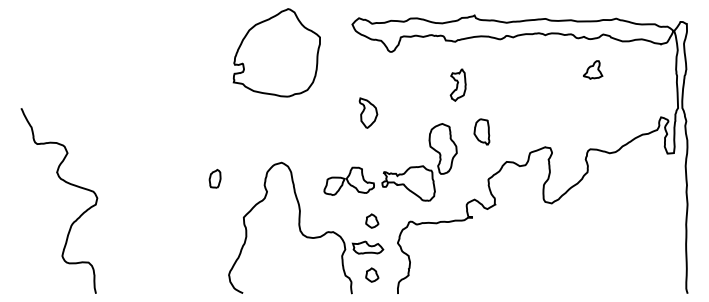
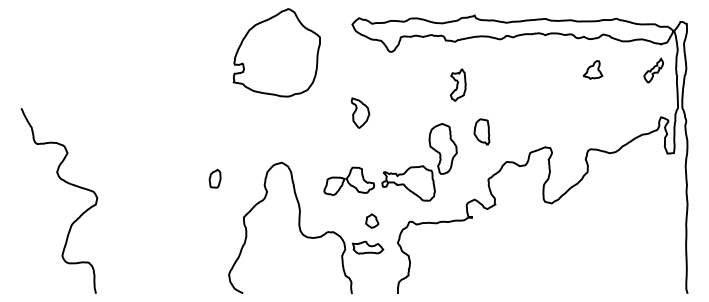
part: none -> present (653, 70)
part position: (368, 112) -> (360, 112) (360, 112)
part: present -> none (372, 274)
